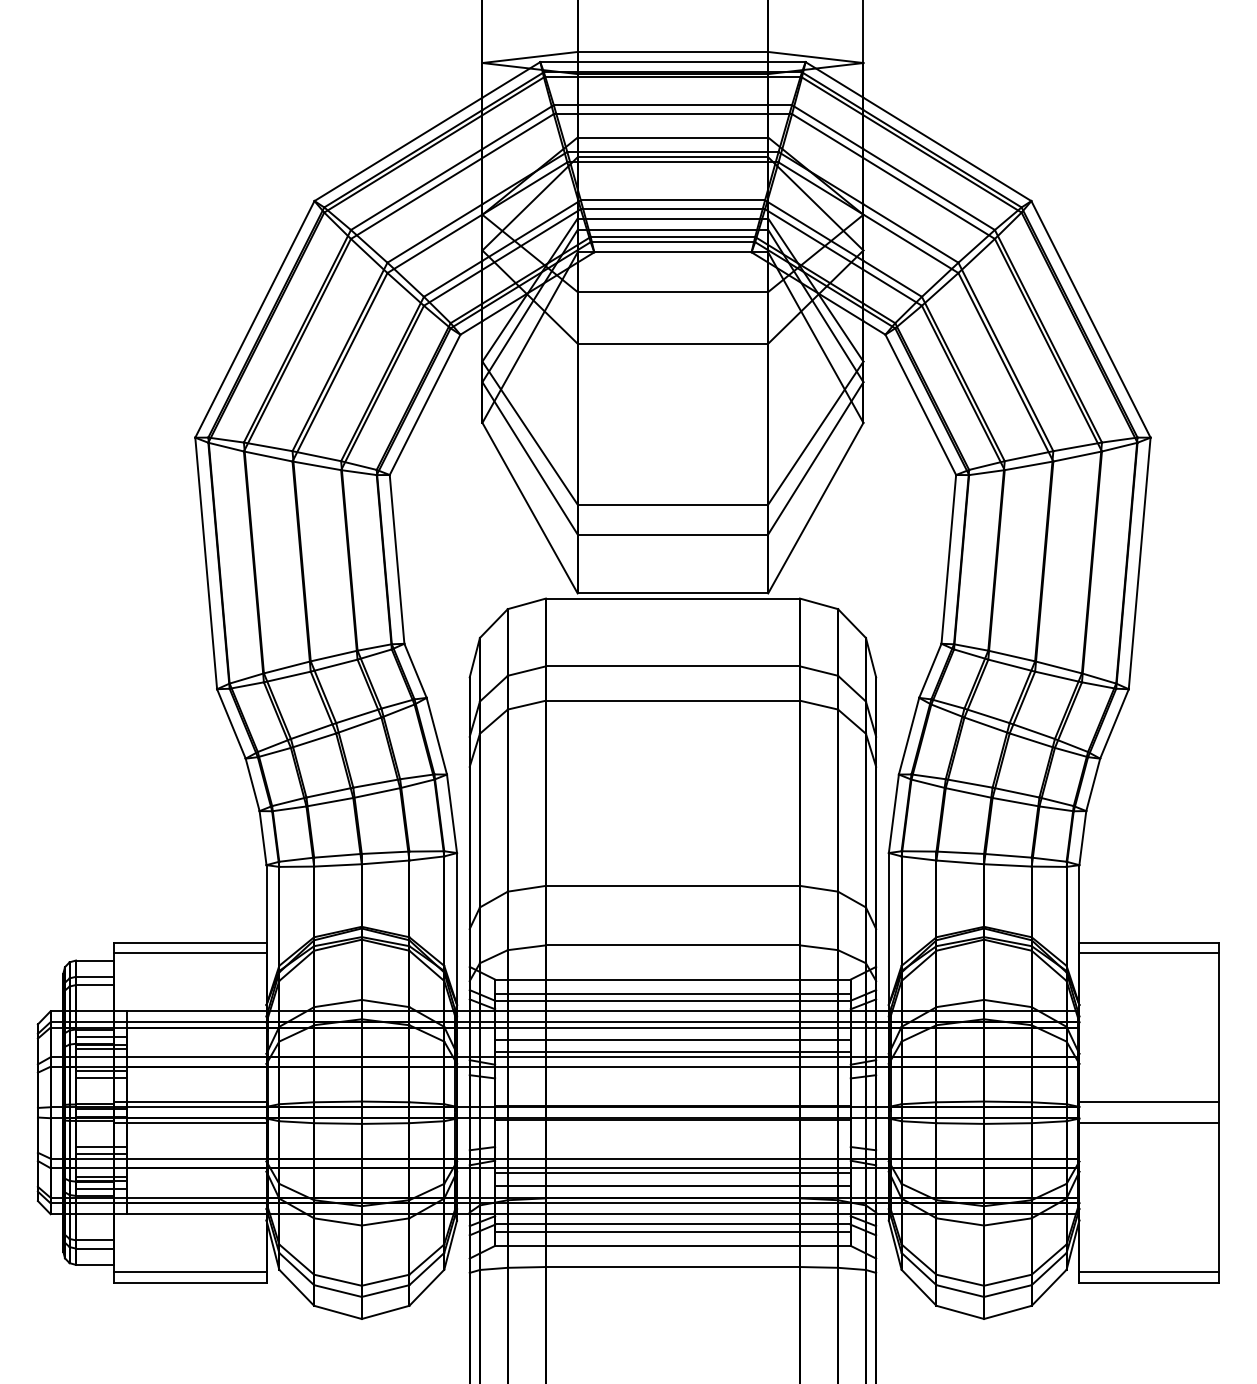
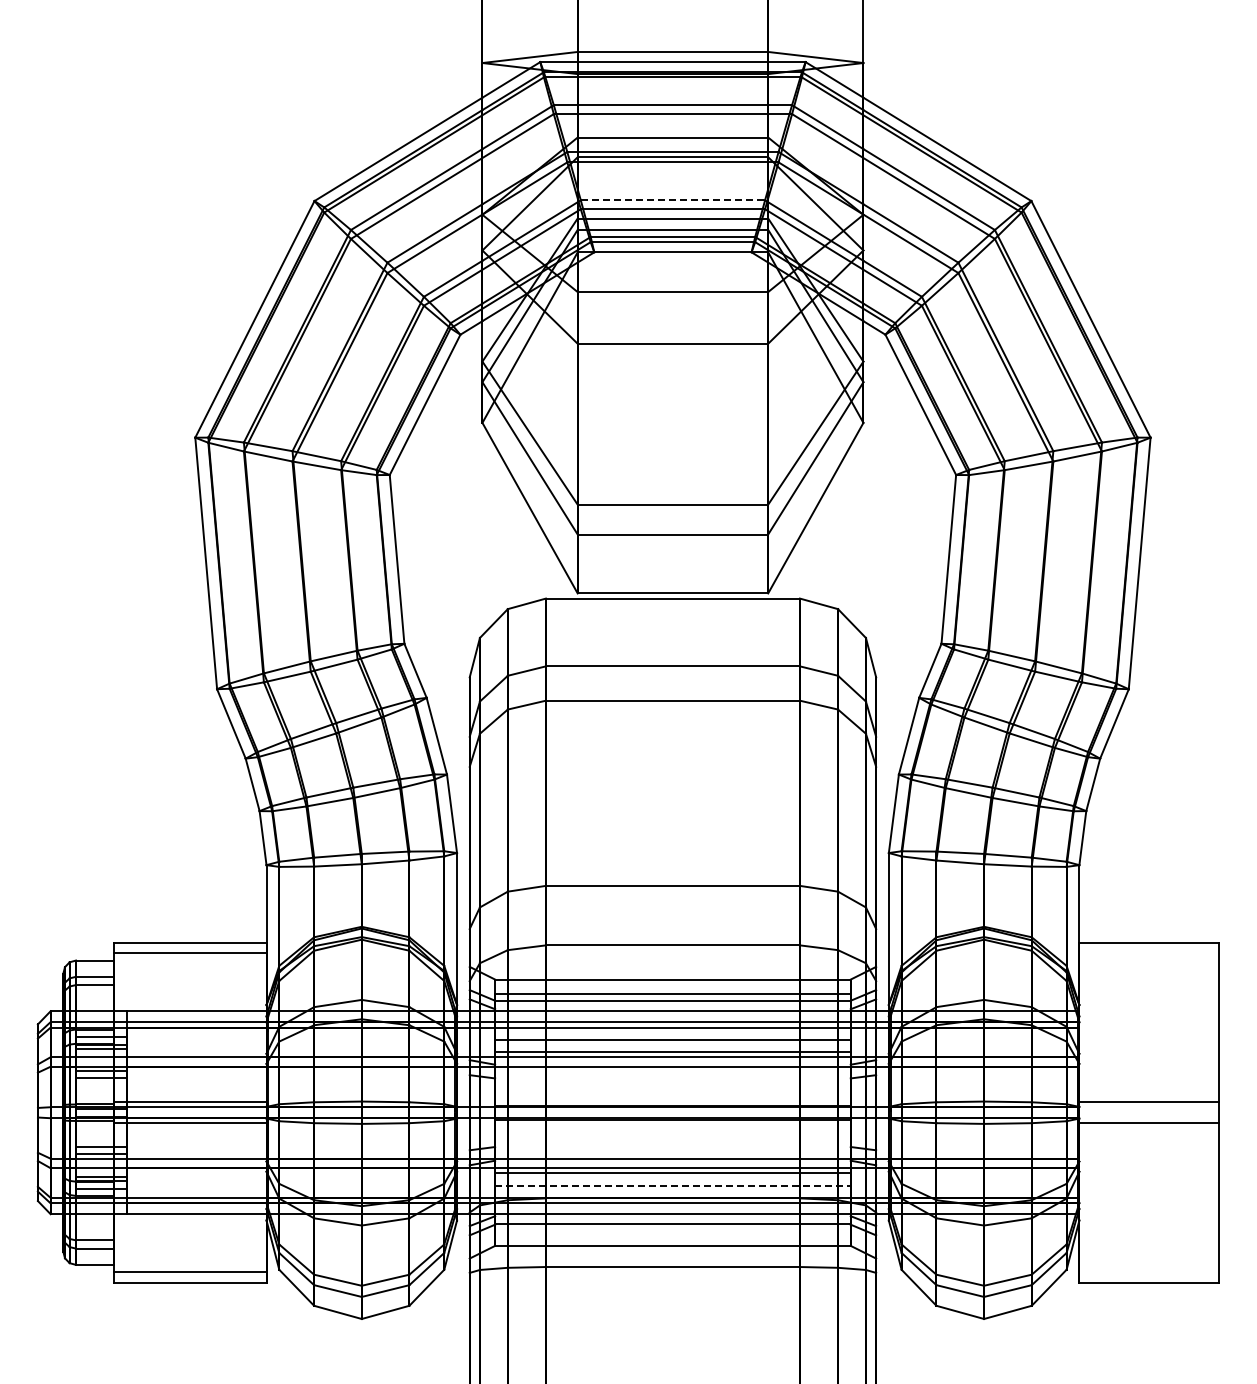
line: solid -> dashed (673, 200)
line: present -> none (1149, 953)
line: solid -> dashed (672, 1185)
line: present -> none (672, 1231)
line: present -> none (1149, 1272)
